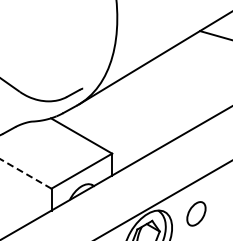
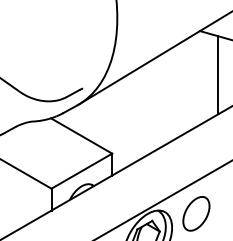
line: none -> present (218, 75)
line: dashed -> solid (25, 173)
part size: 21x26 px -> 29x36 px (196, 213)
